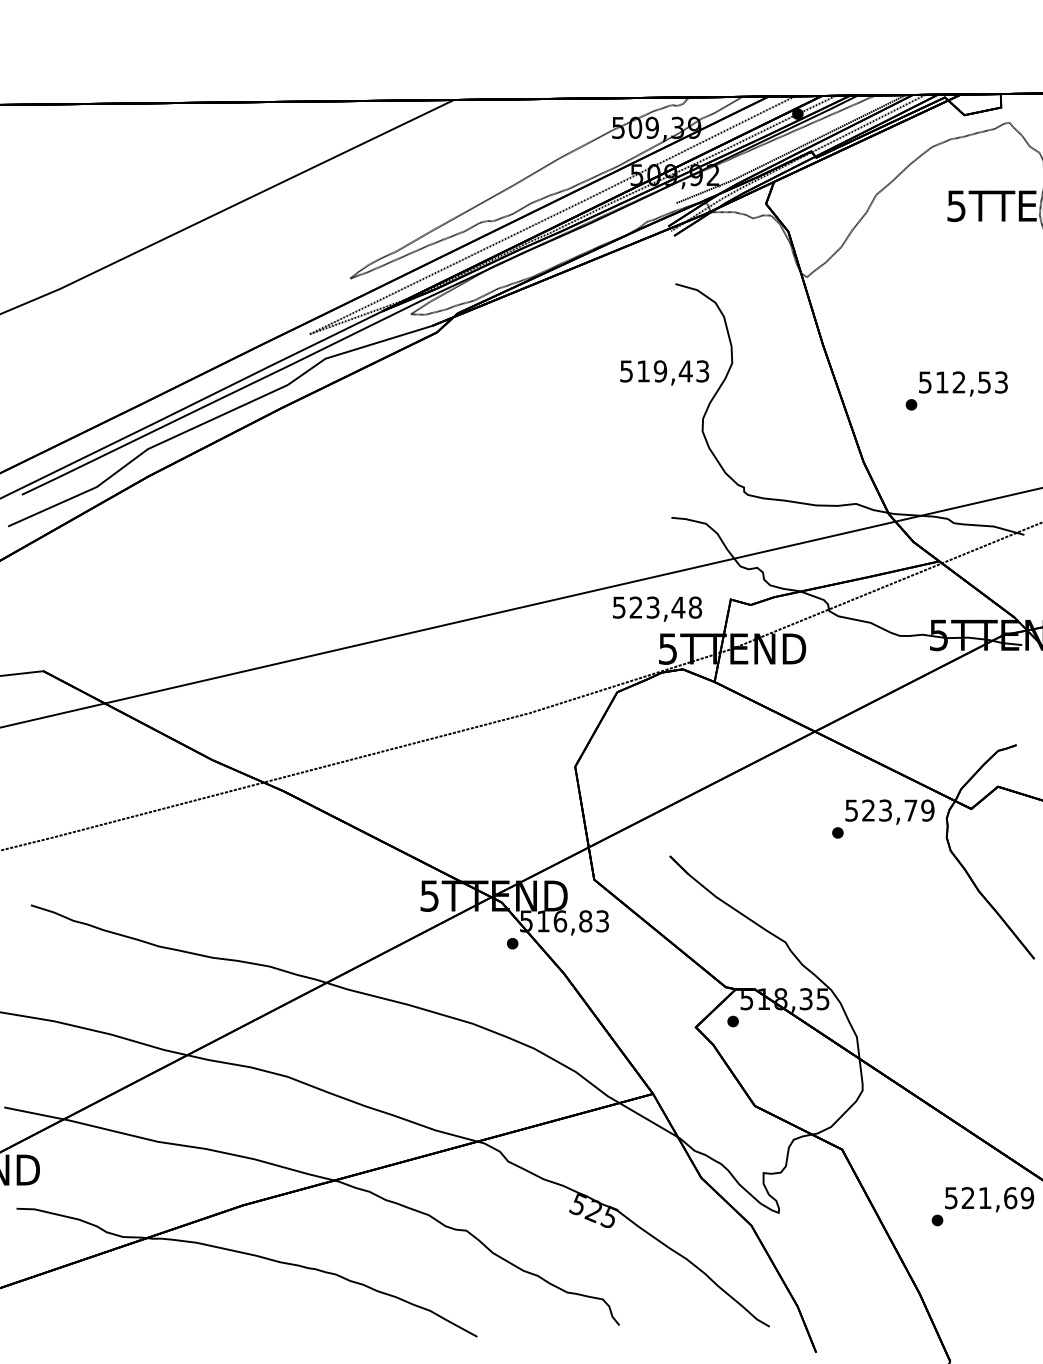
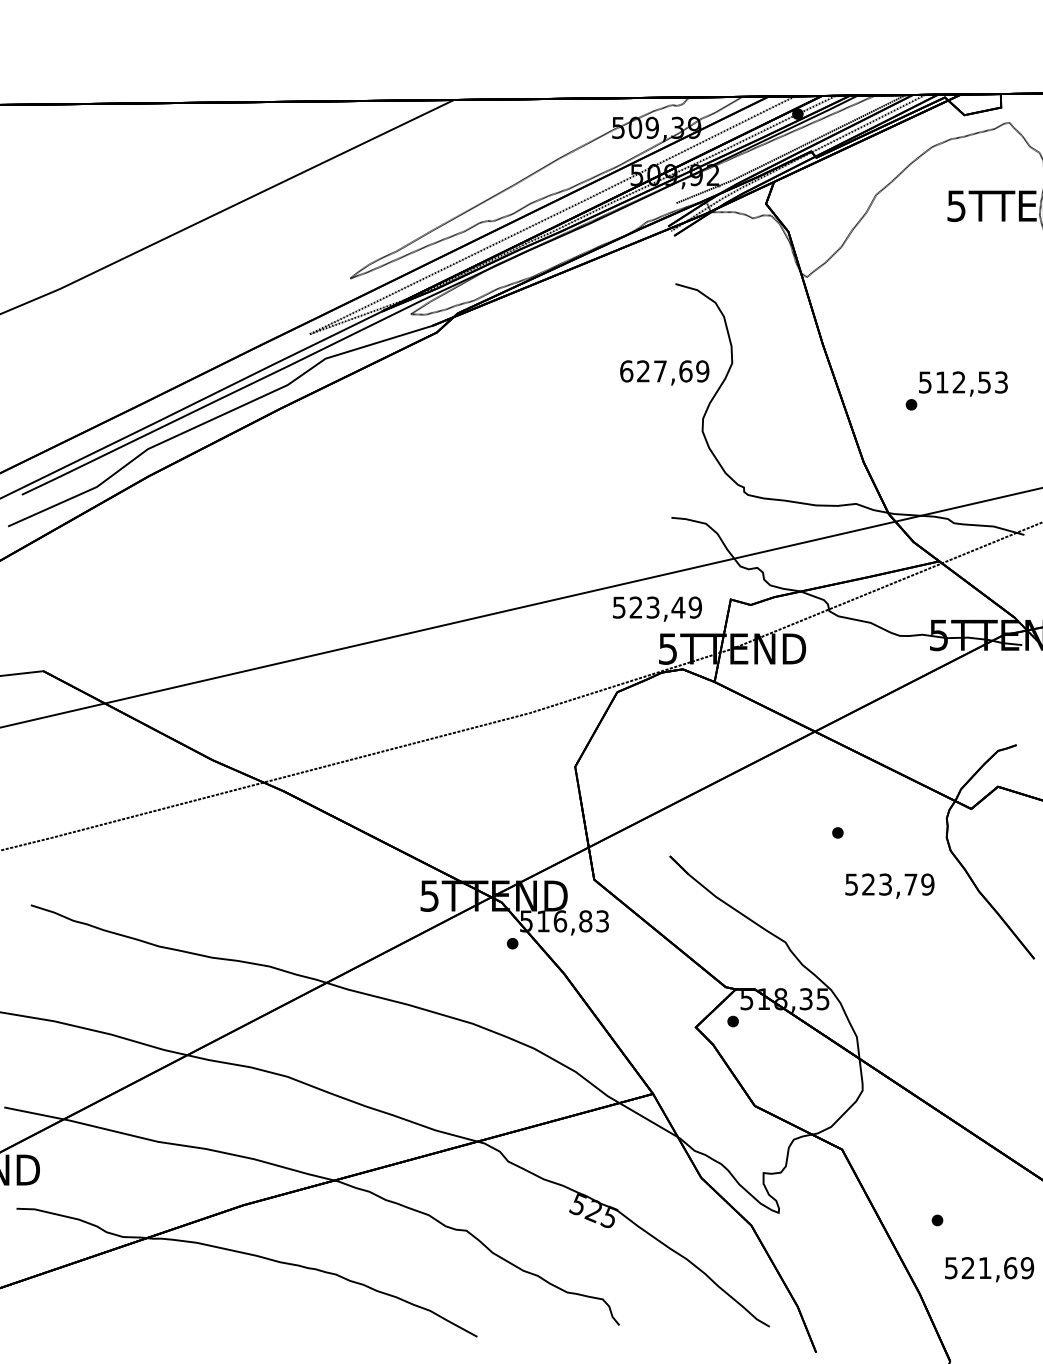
text: 519,43 -> 627,69 (664, 371)
text: 523,48 -> 523,49 (695, 607)
text position: (889, 811) -> (889, 885) (889, 885)
text position: (989, 1199) -> (989, 1269) (989, 1269)
